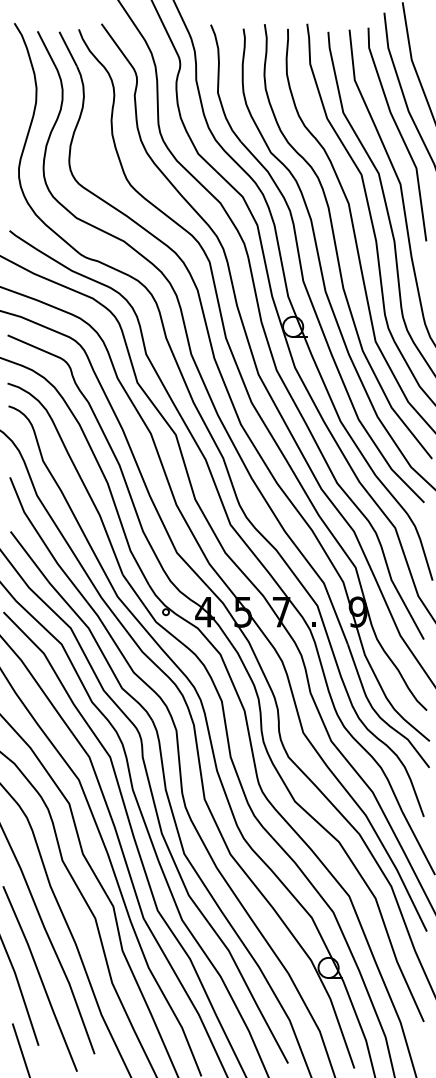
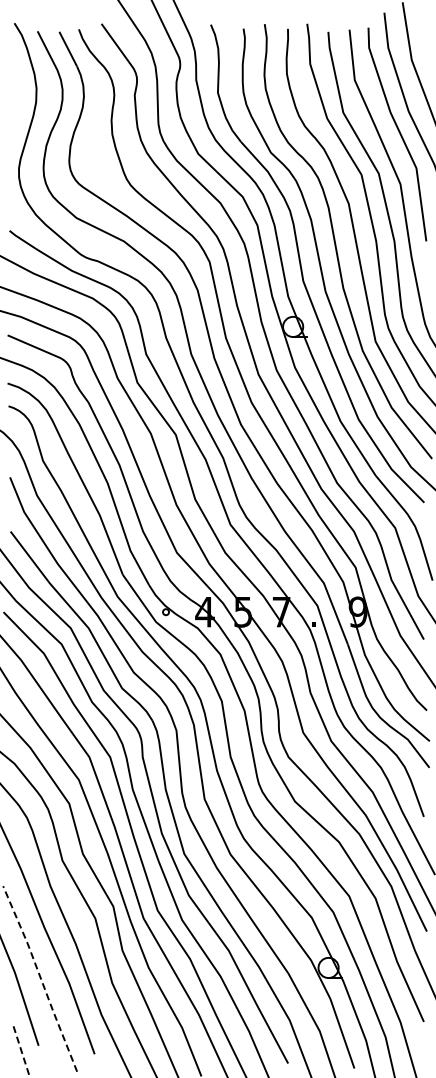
line: solid -> dashed (40, 978)
line: solid -> dashed (21, 1050)
